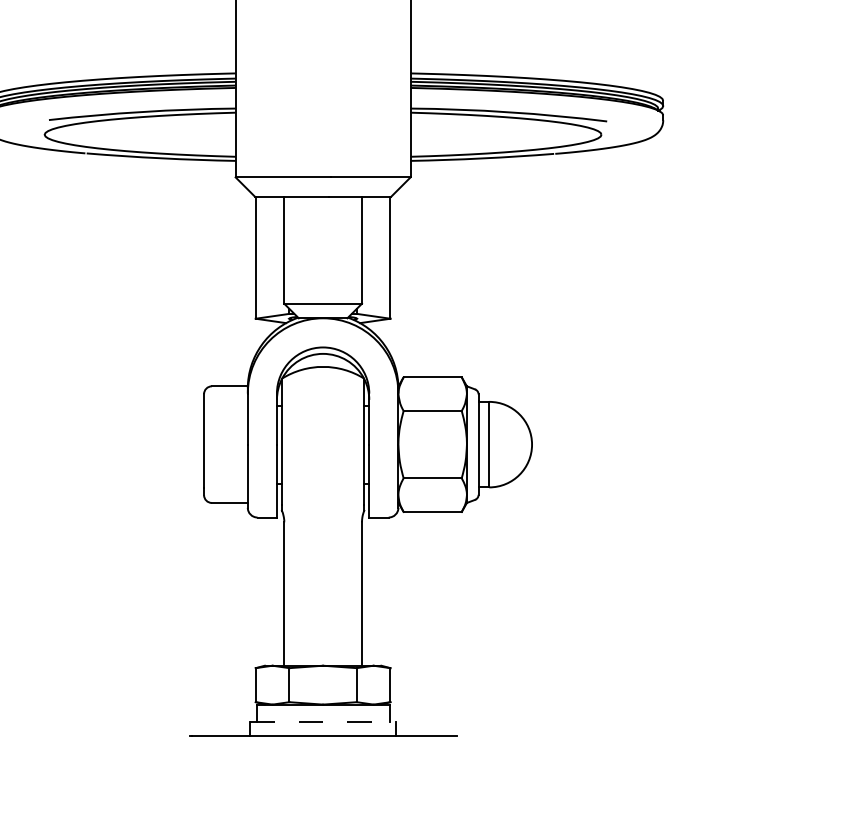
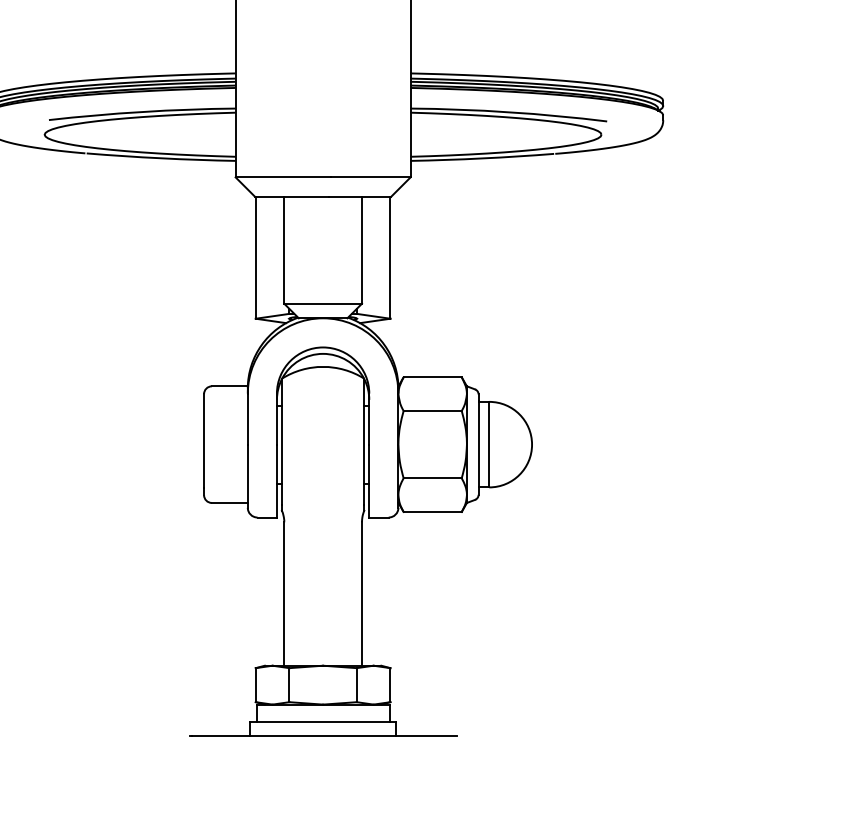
line: dashed -> solid (323, 721)
